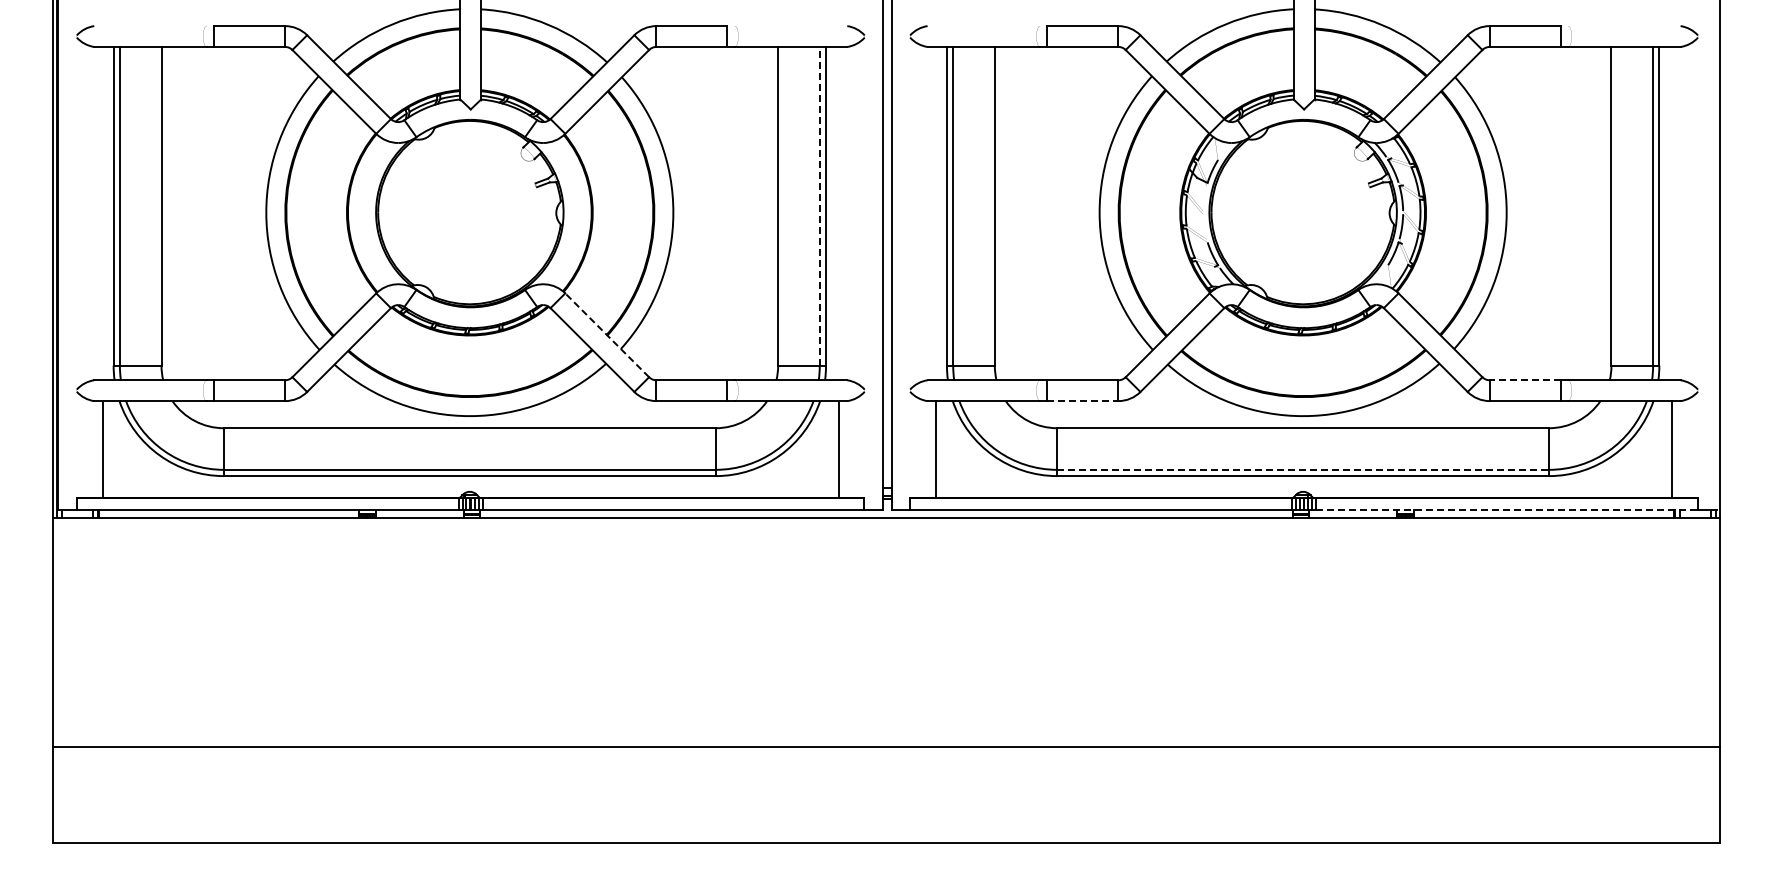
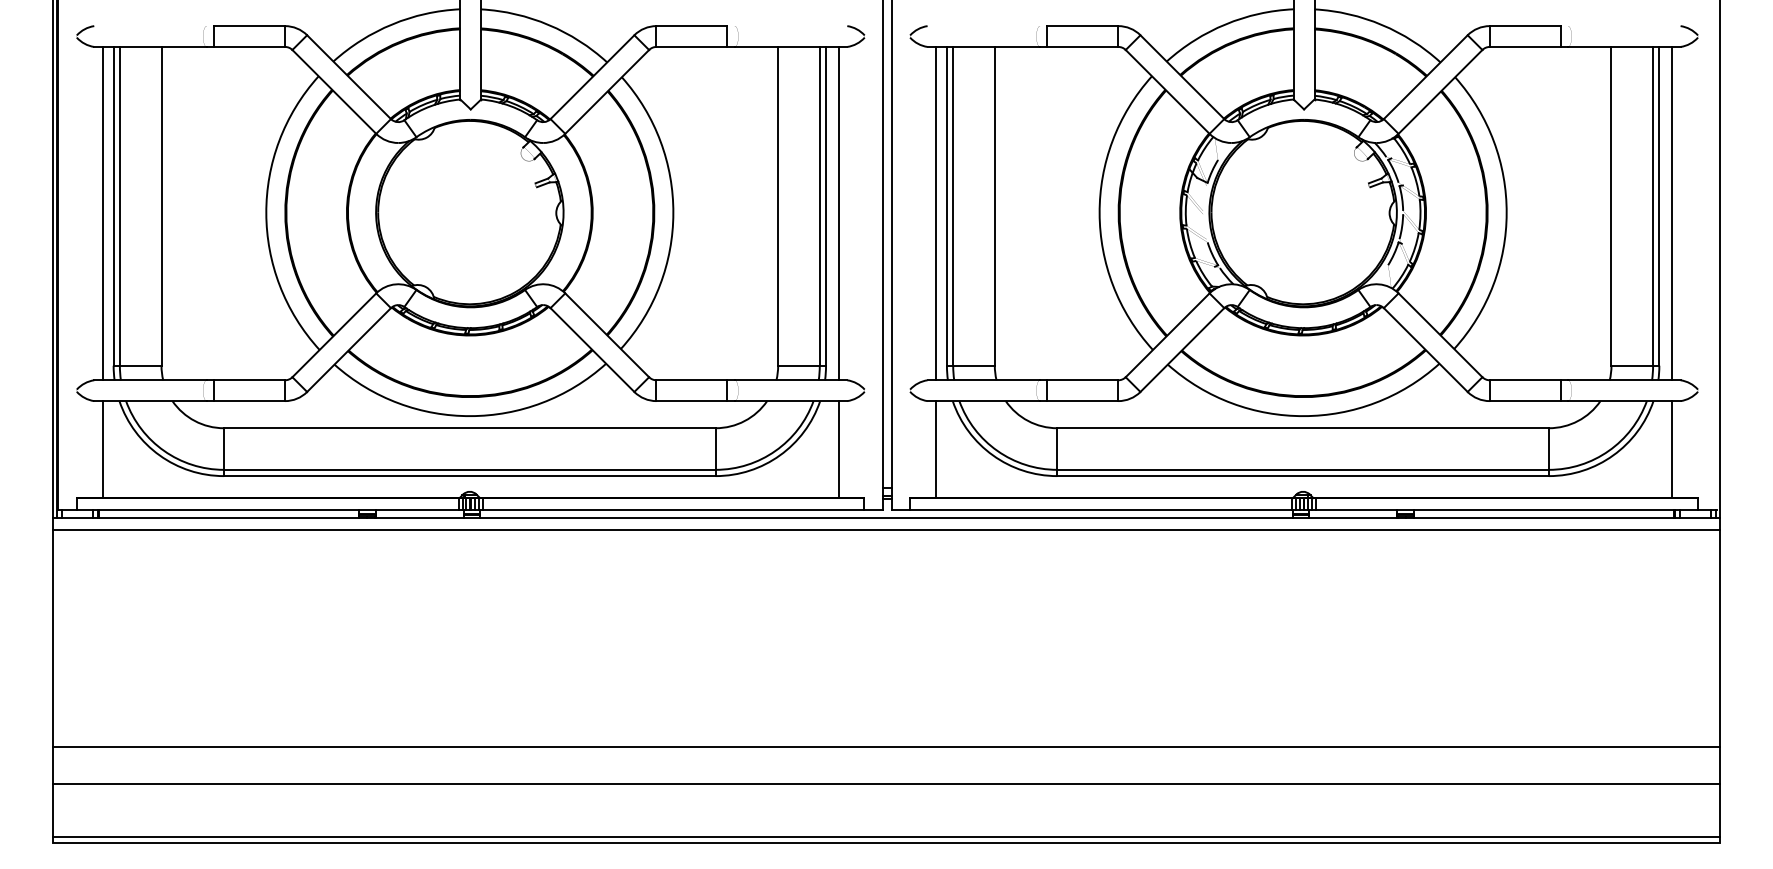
line: dashed -> solid (819, 205)
line: none -> present (102, 213)
line: none -> present (838, 213)
line: none -> present (935, 213)
line: none -> present (1672, 213)
line: dashed -> solid (606, 334)
line: dashed -> solid (1524, 380)
line: dashed -> solid (1083, 401)
line: dashed -> solid (1303, 469)
line: dashed -> solid (1506, 510)
line: none -> present (886, 530)
line: none -> present (886, 784)
line: none -> present (886, 837)
